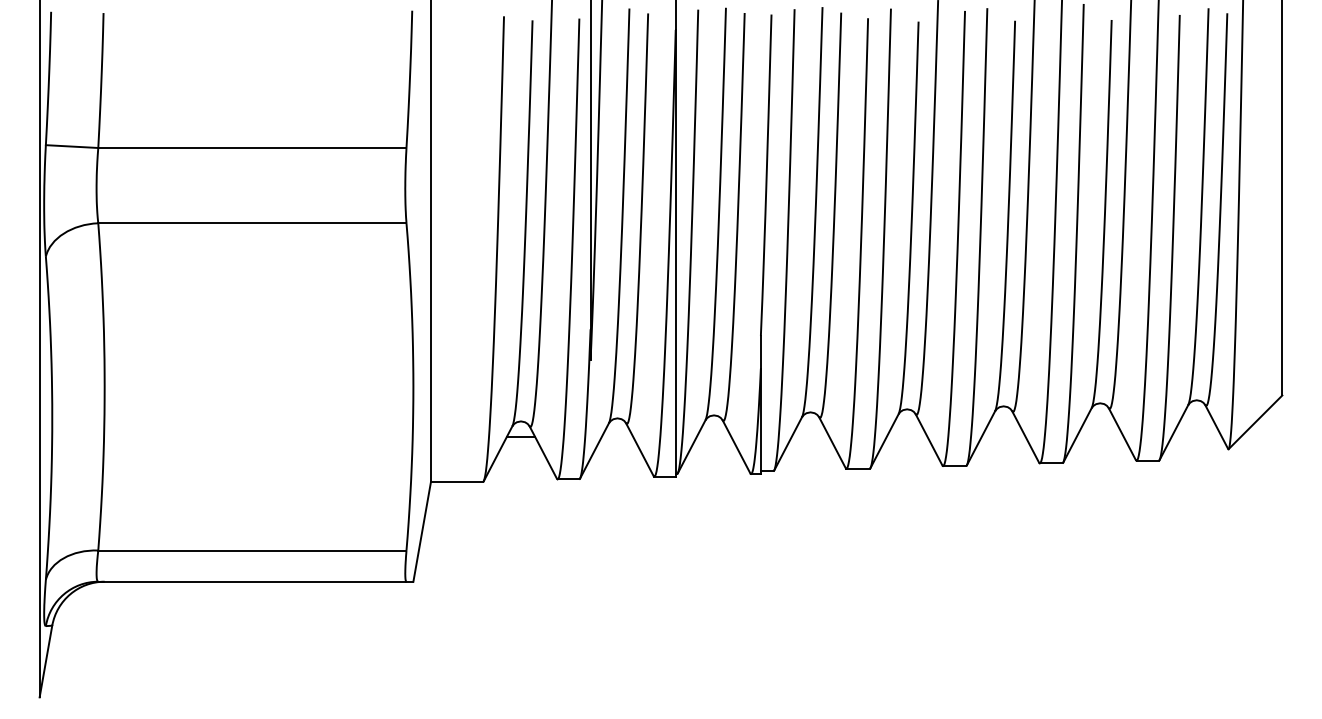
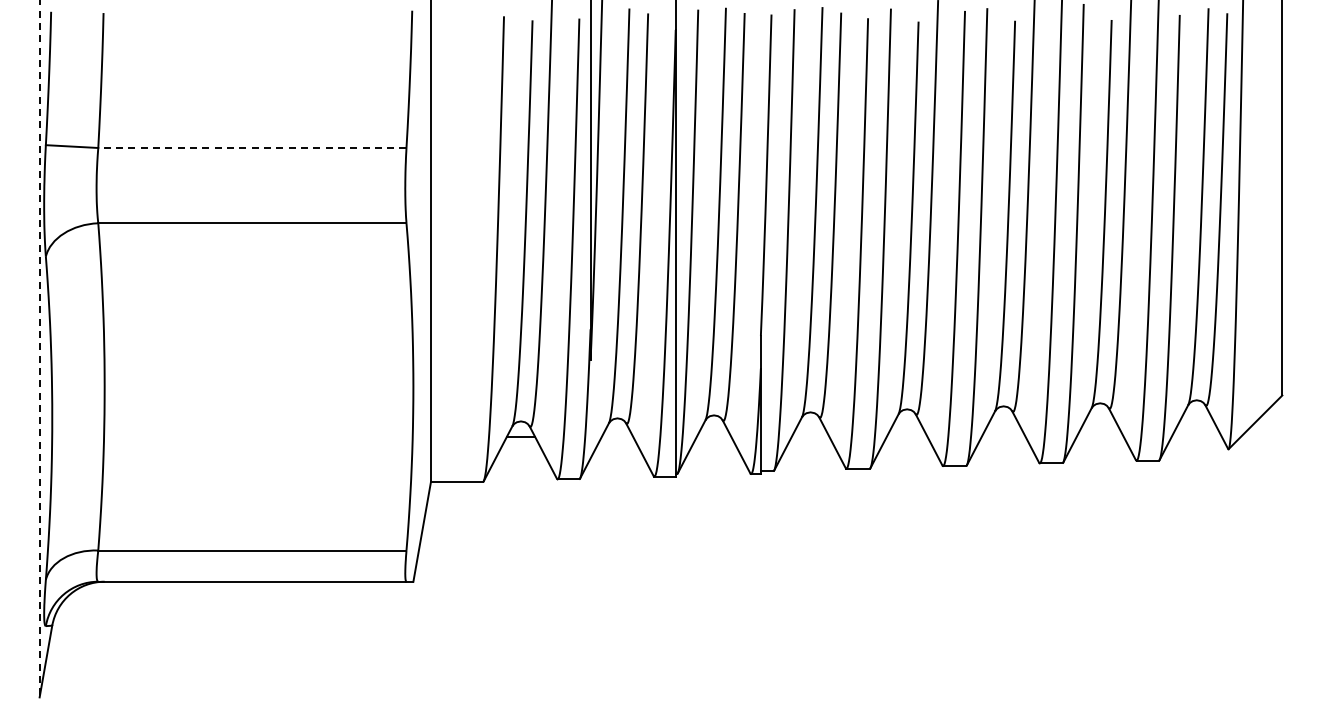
line: solid -> dashed (251, 148)
line: solid -> dashed (39, 349)
